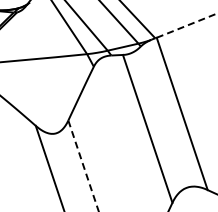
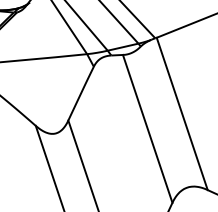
line: dashed -> solid (187, 25)
line: dashed -> solid (83, 166)
